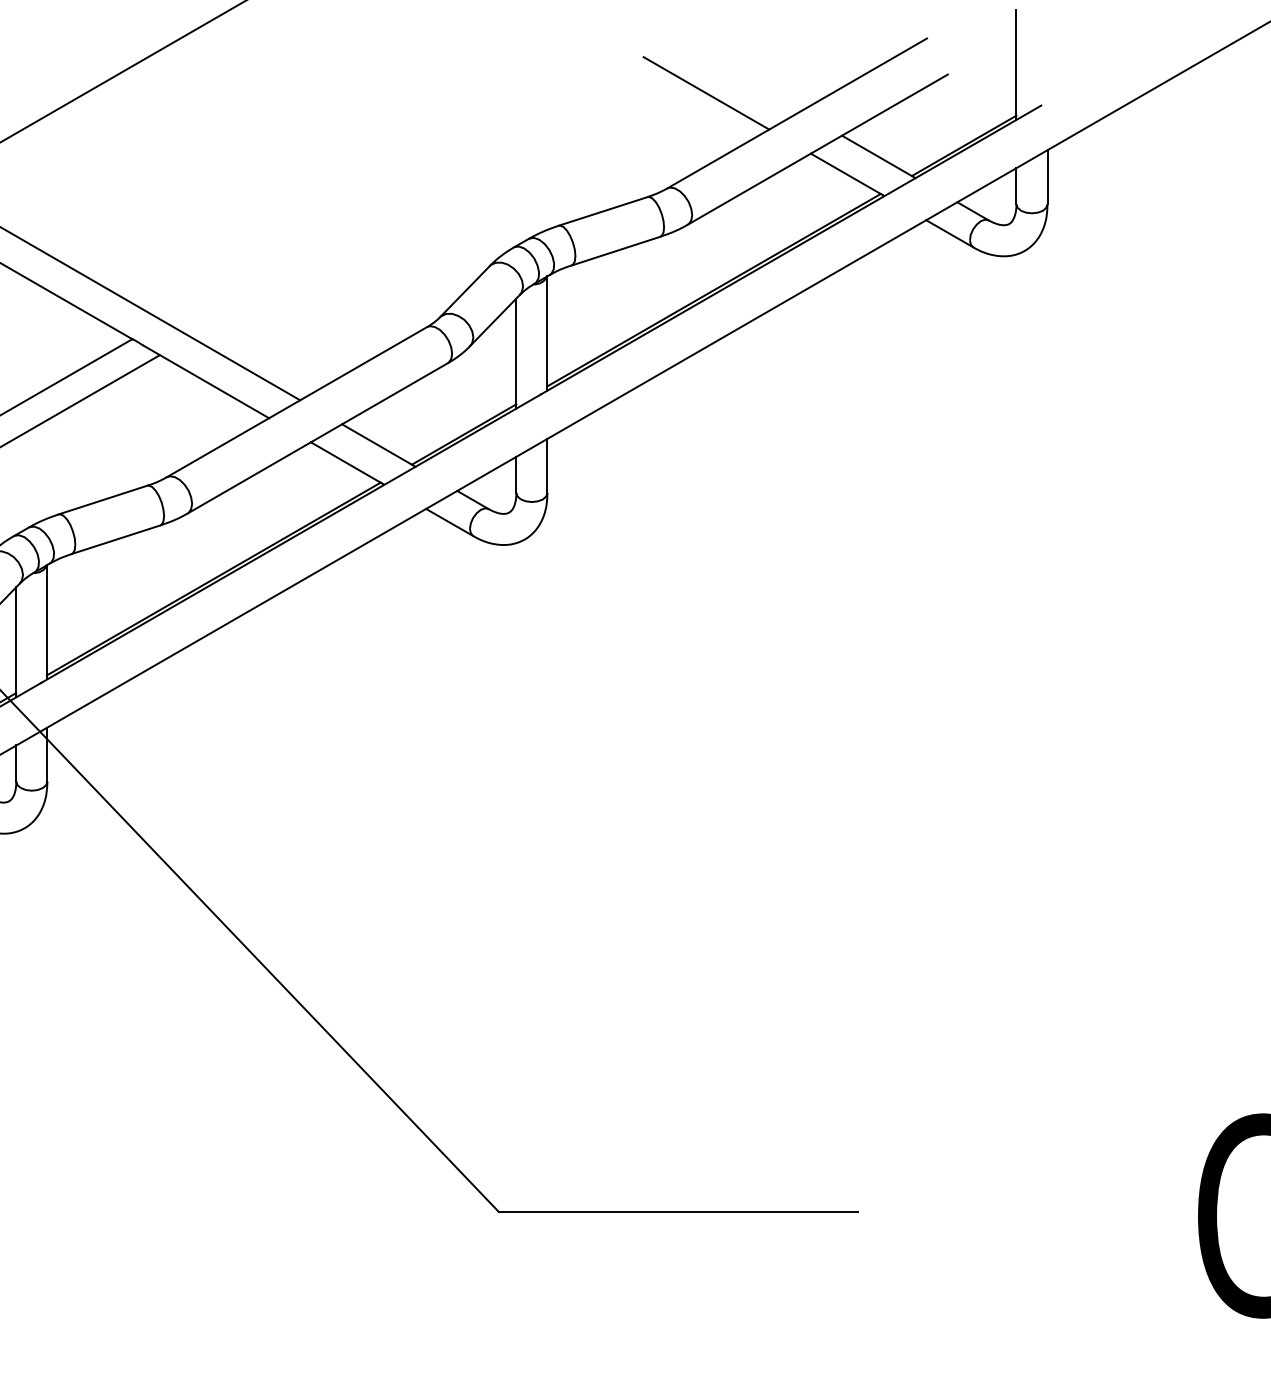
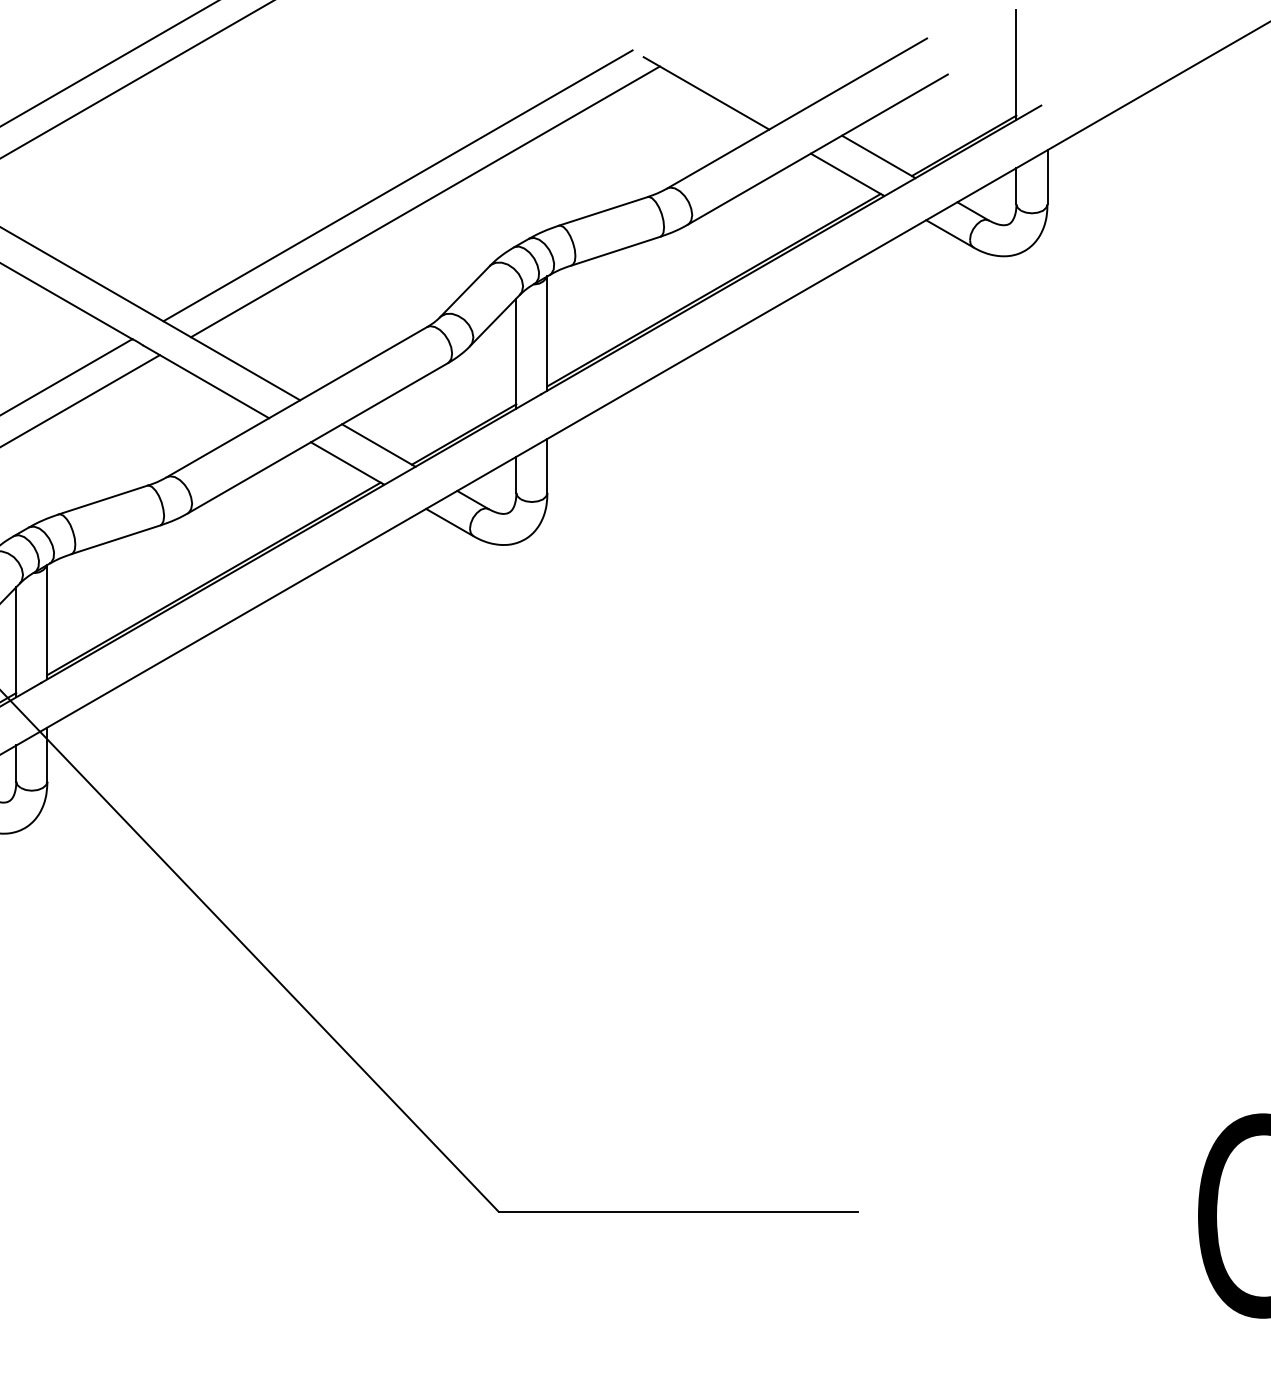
line: none -> present (109, 63)
line position: (122, 71) -> (136, 79) (136, 79)
line: none -> present (397, 185)
line: none -> present (425, 201)
